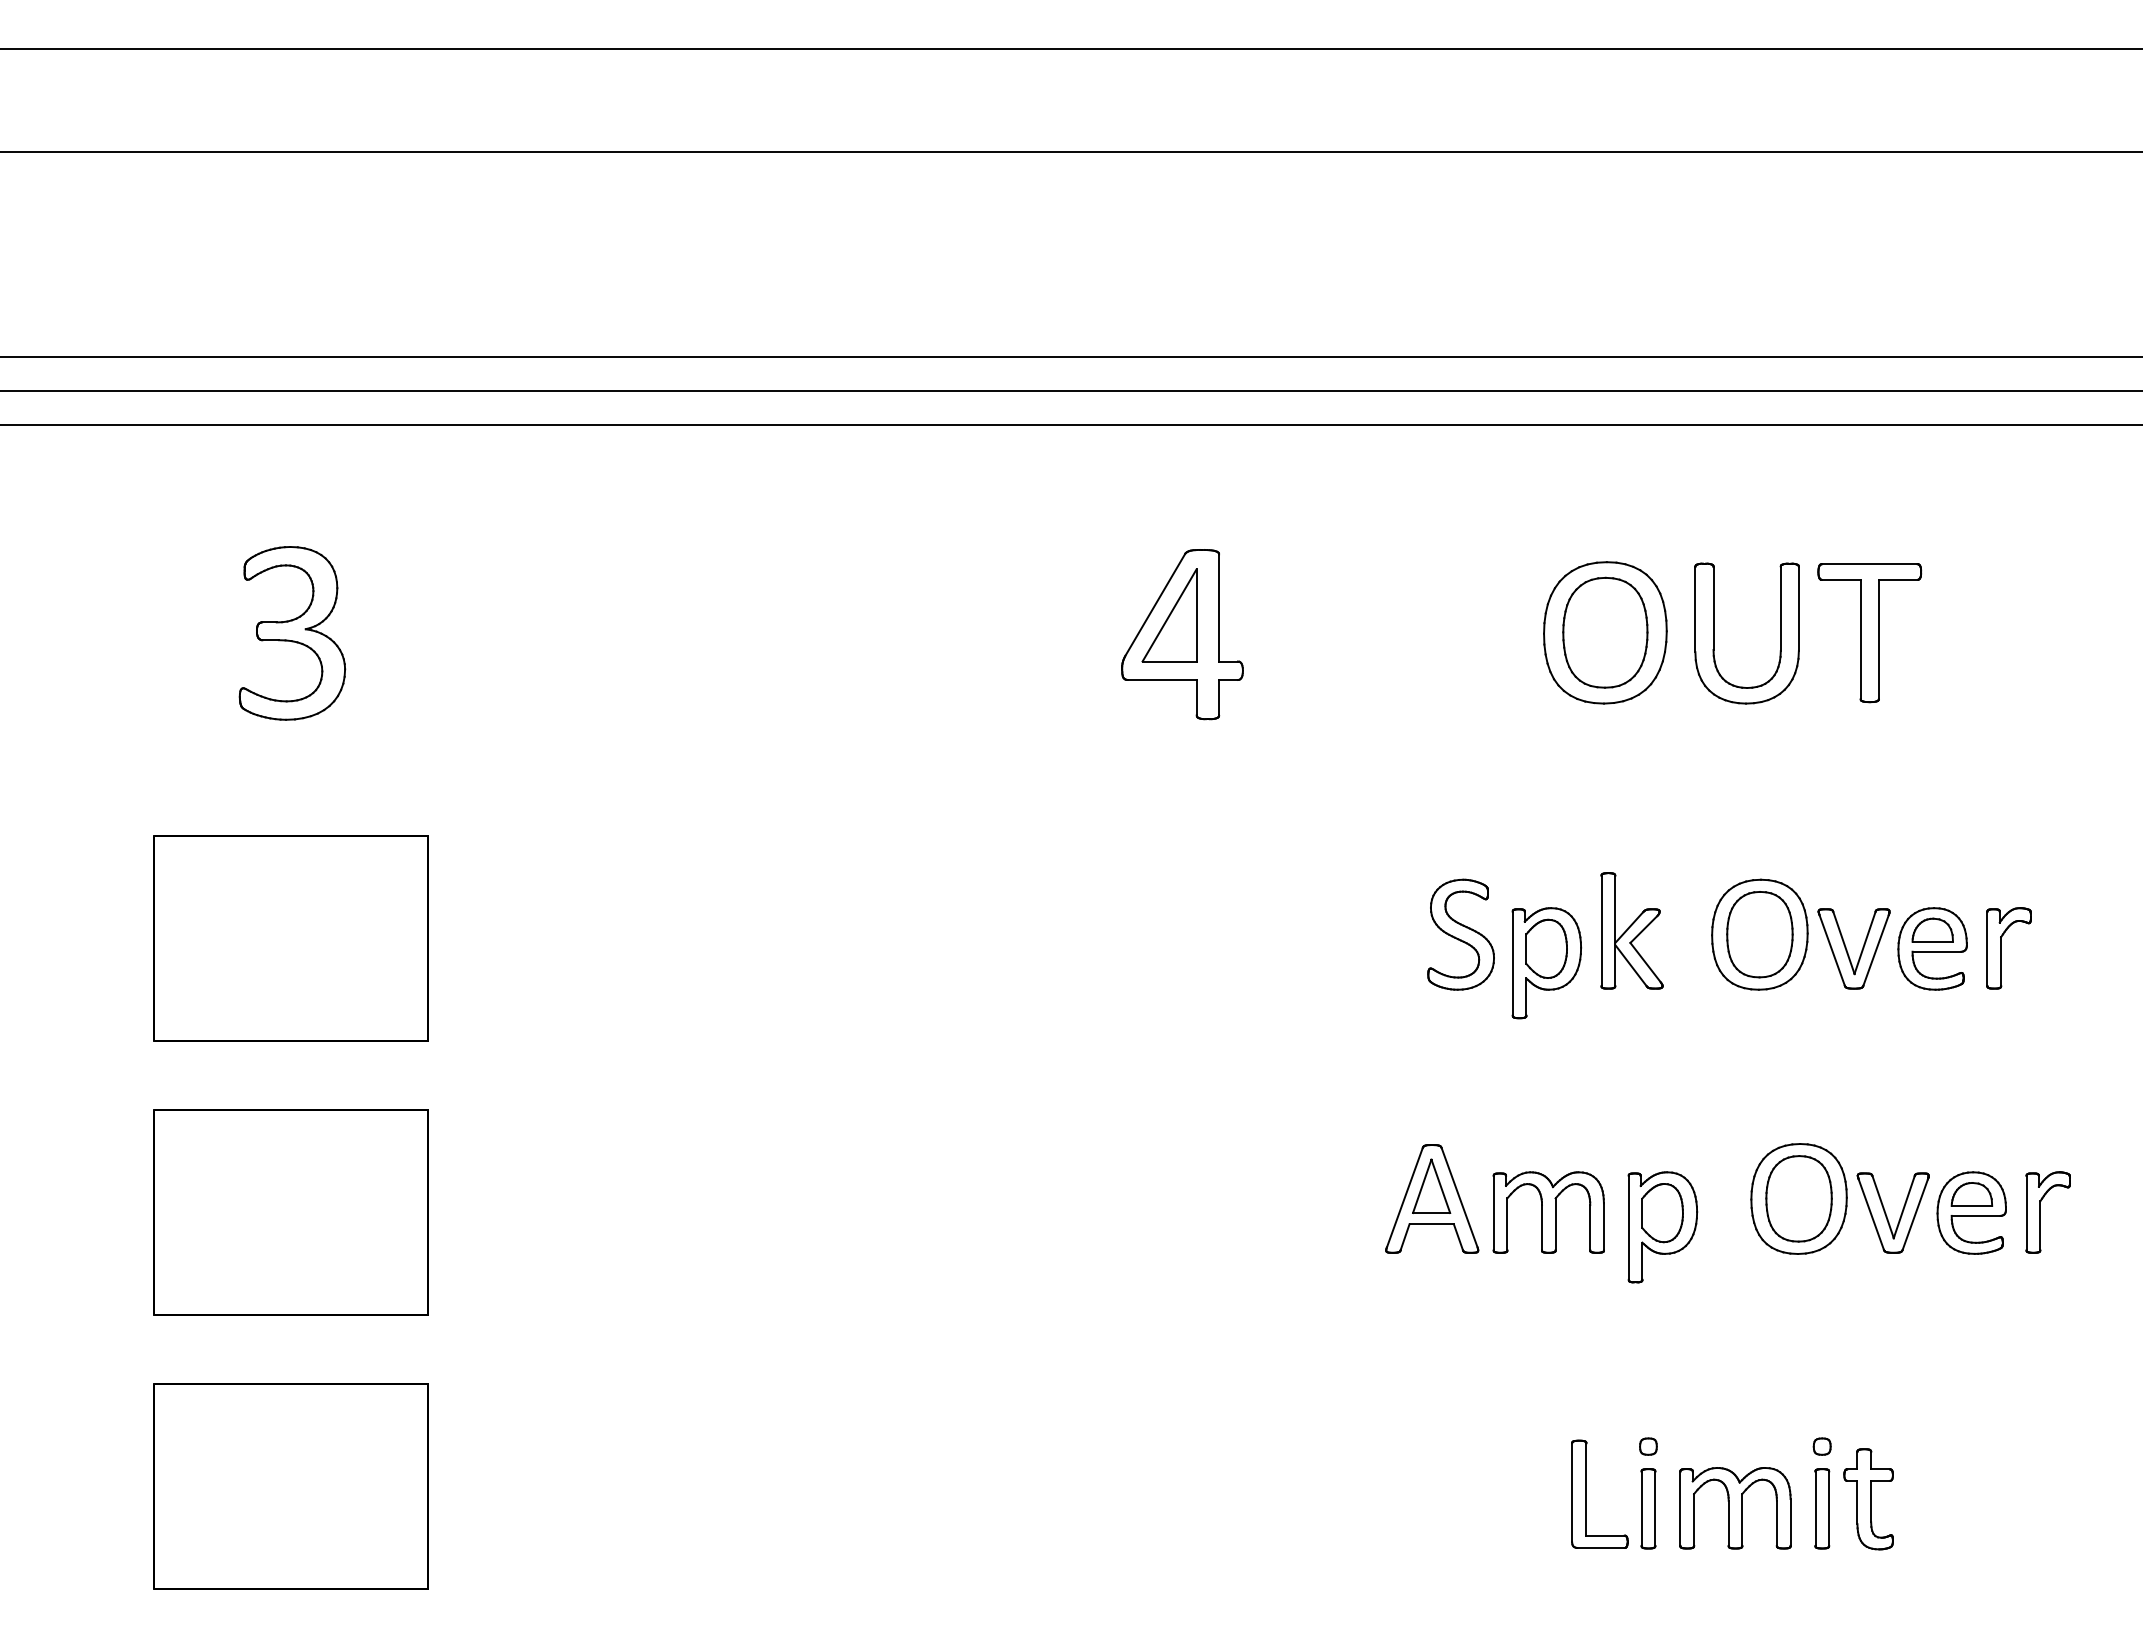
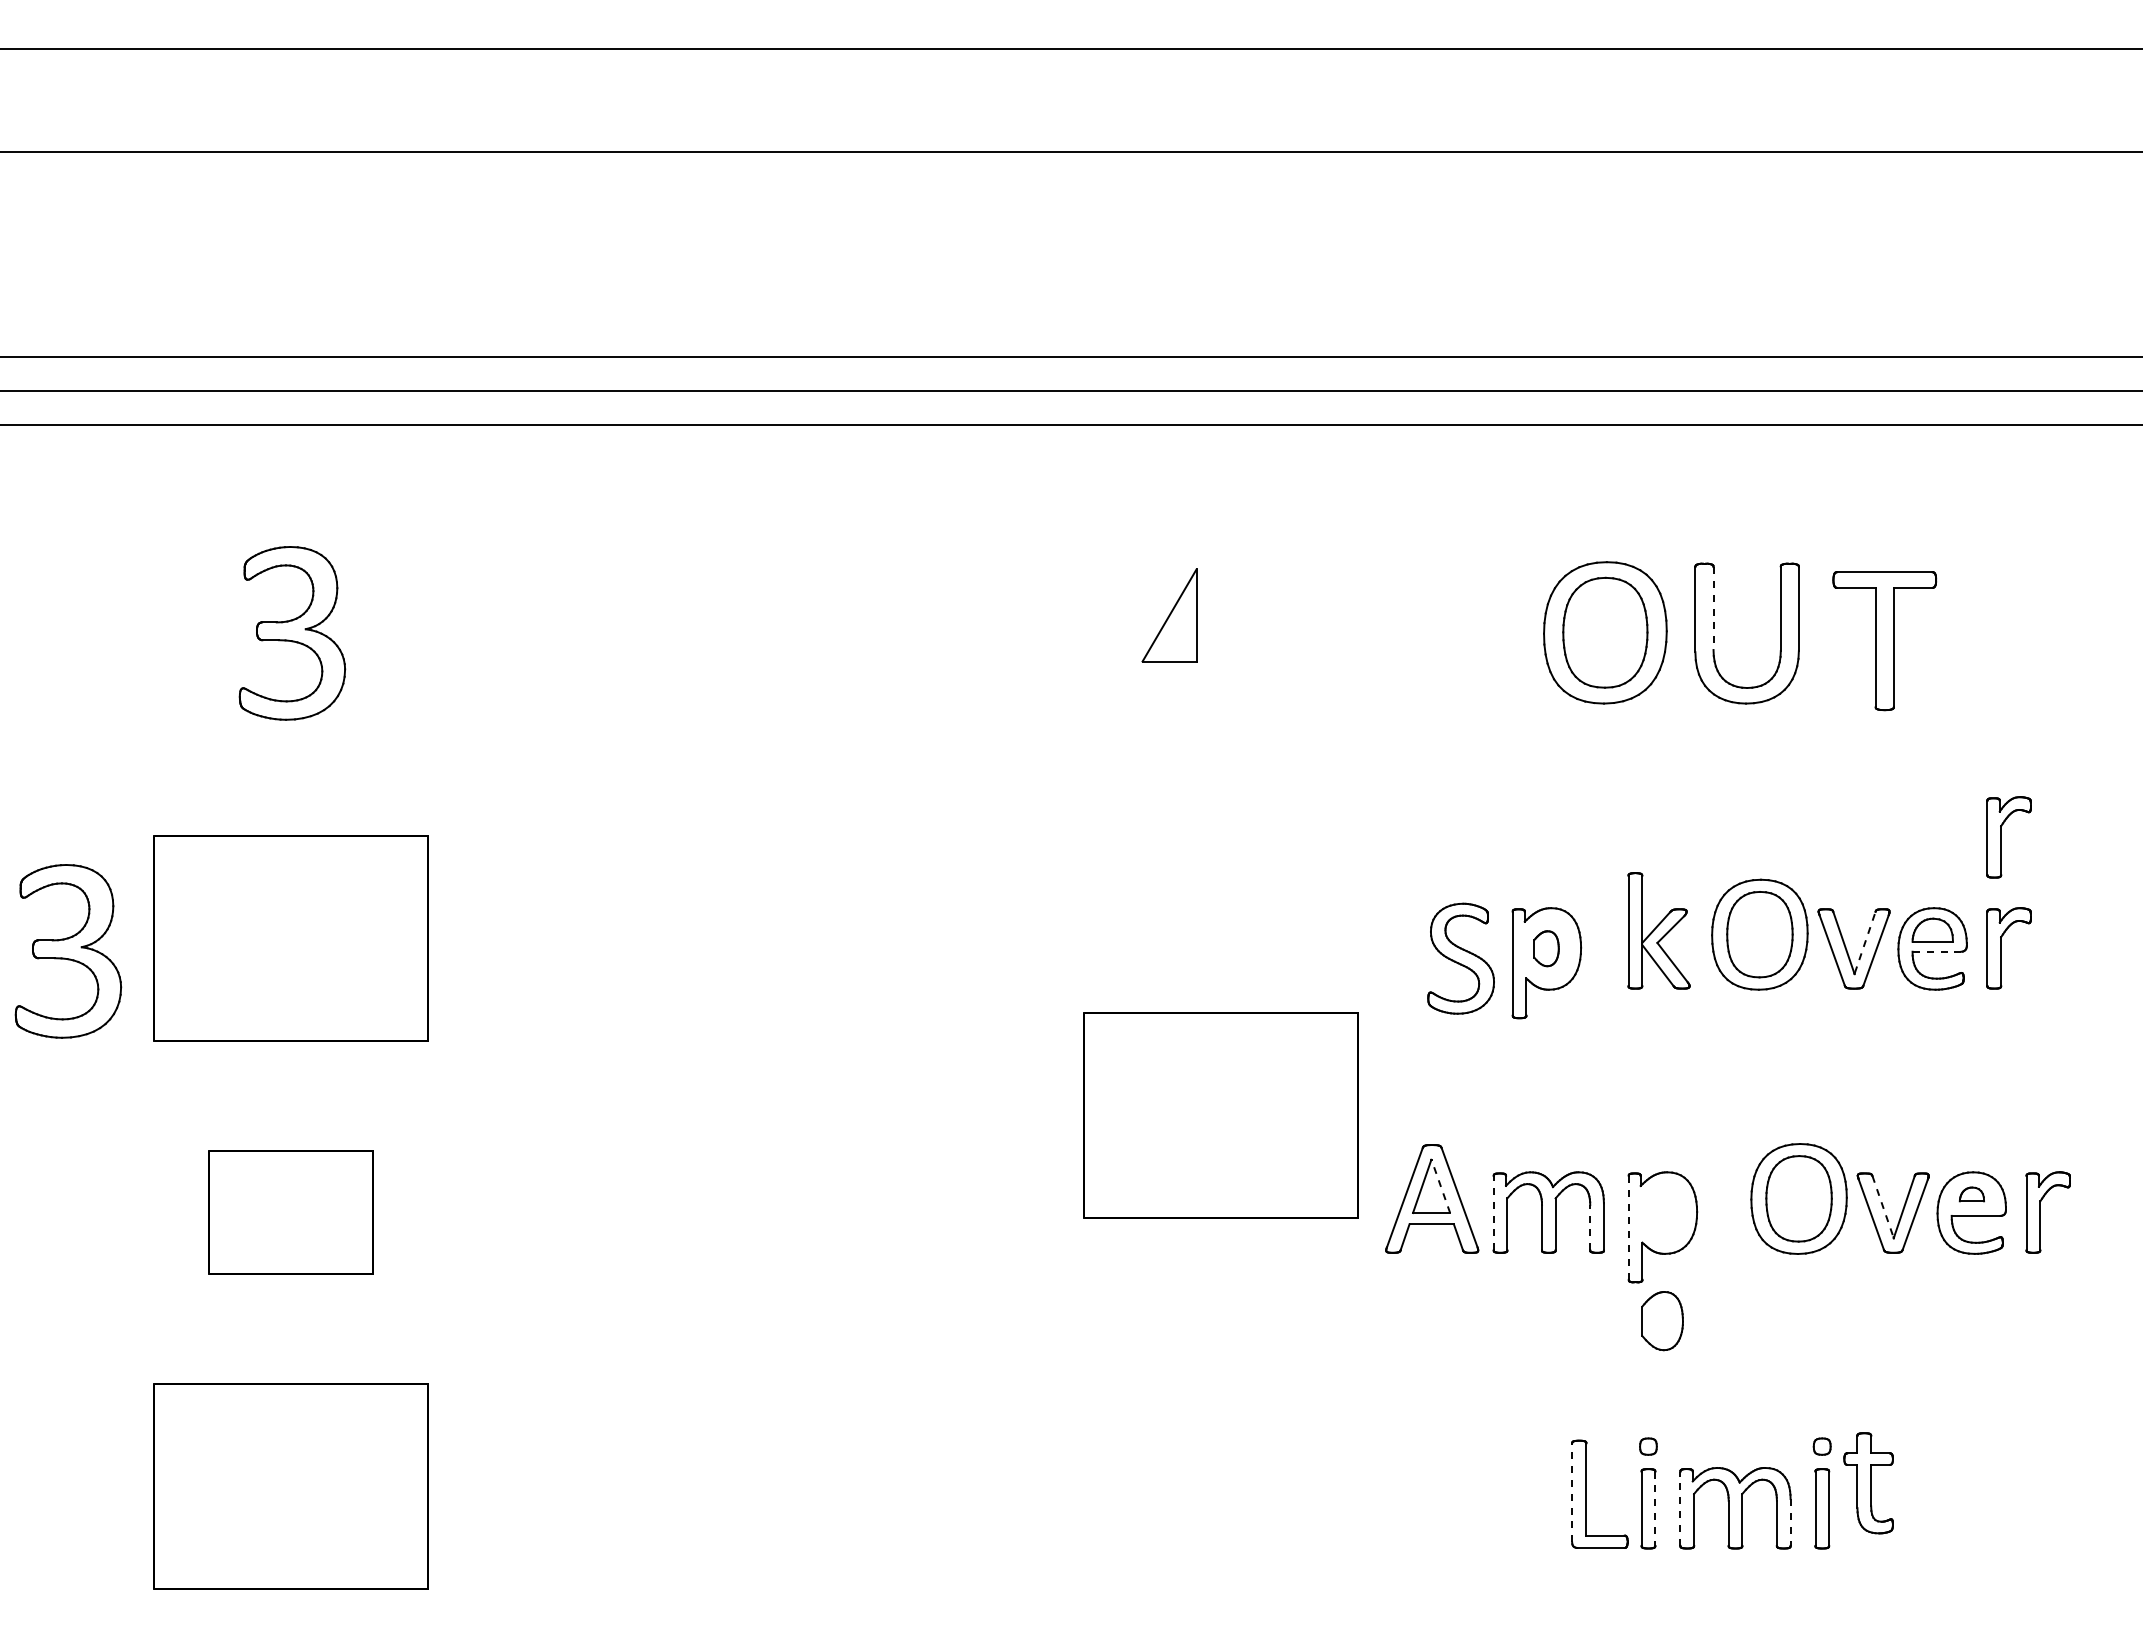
line: solid -> dashed (1713, 608)
part position: (1869, 633) -> (1884, 641) (1884, 641)
part: present -> none (1182, 634)
part: none -> present (2001, 837)
part position: (1631, 930) -> (1658, 930) (1658, 930)
part position: (1460, 934) -> (1460, 958) (1460, 958)
line: solid -> dashed (1865, 942)
part size: 43x61 px -> 27x38 px (1546, 948)
part: none -> present (68, 951)
line: solid -> dashed (1936, 951)
part: none -> present (1220, 1115)
line: solid -> dashed (1440, 1185)
part size: 44x25 px -> 27x17 px (1971, 1194)
line: solid -> dashed (1883, 1207)
part size: 276x207 px -> 166x125 px (290, 1212)
line: solid -> dashed (1493, 1212)
part position: (1662, 1213) -> (1662, 1321) (1662, 1321)
line: solid -> dashed (1590, 1227)
line: solid -> dashed (1628, 1227)
line: solid -> dashed (1572, 1492)
part position: (1868, 1499) -> (1868, 1483) (1868, 1483)
line: solid -> dashed (1680, 1508)
line: solid -> dashed (1655, 1509)
line: solid -> dashed (1790, 1522)
